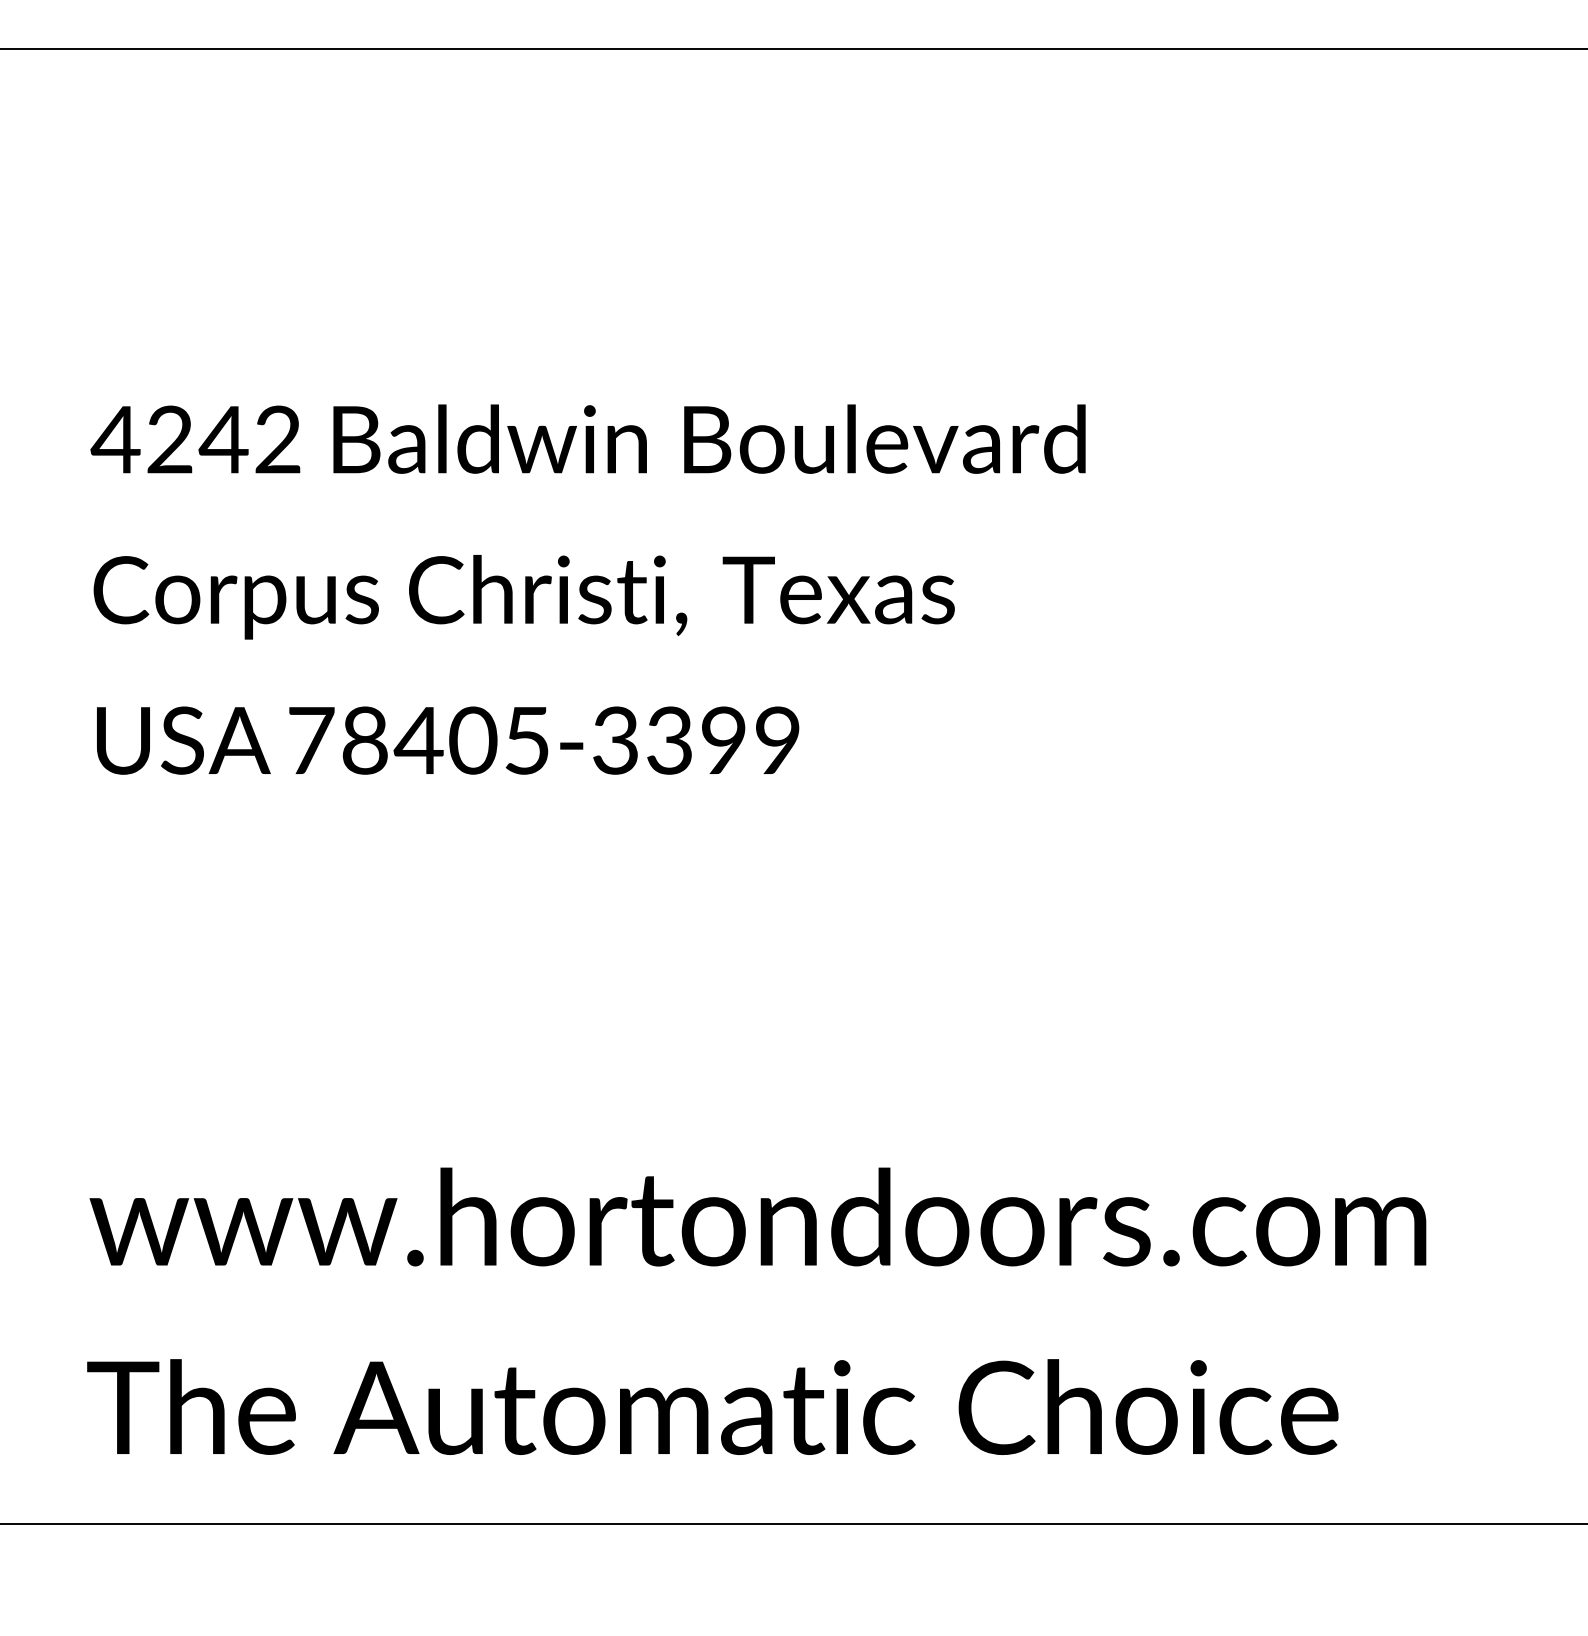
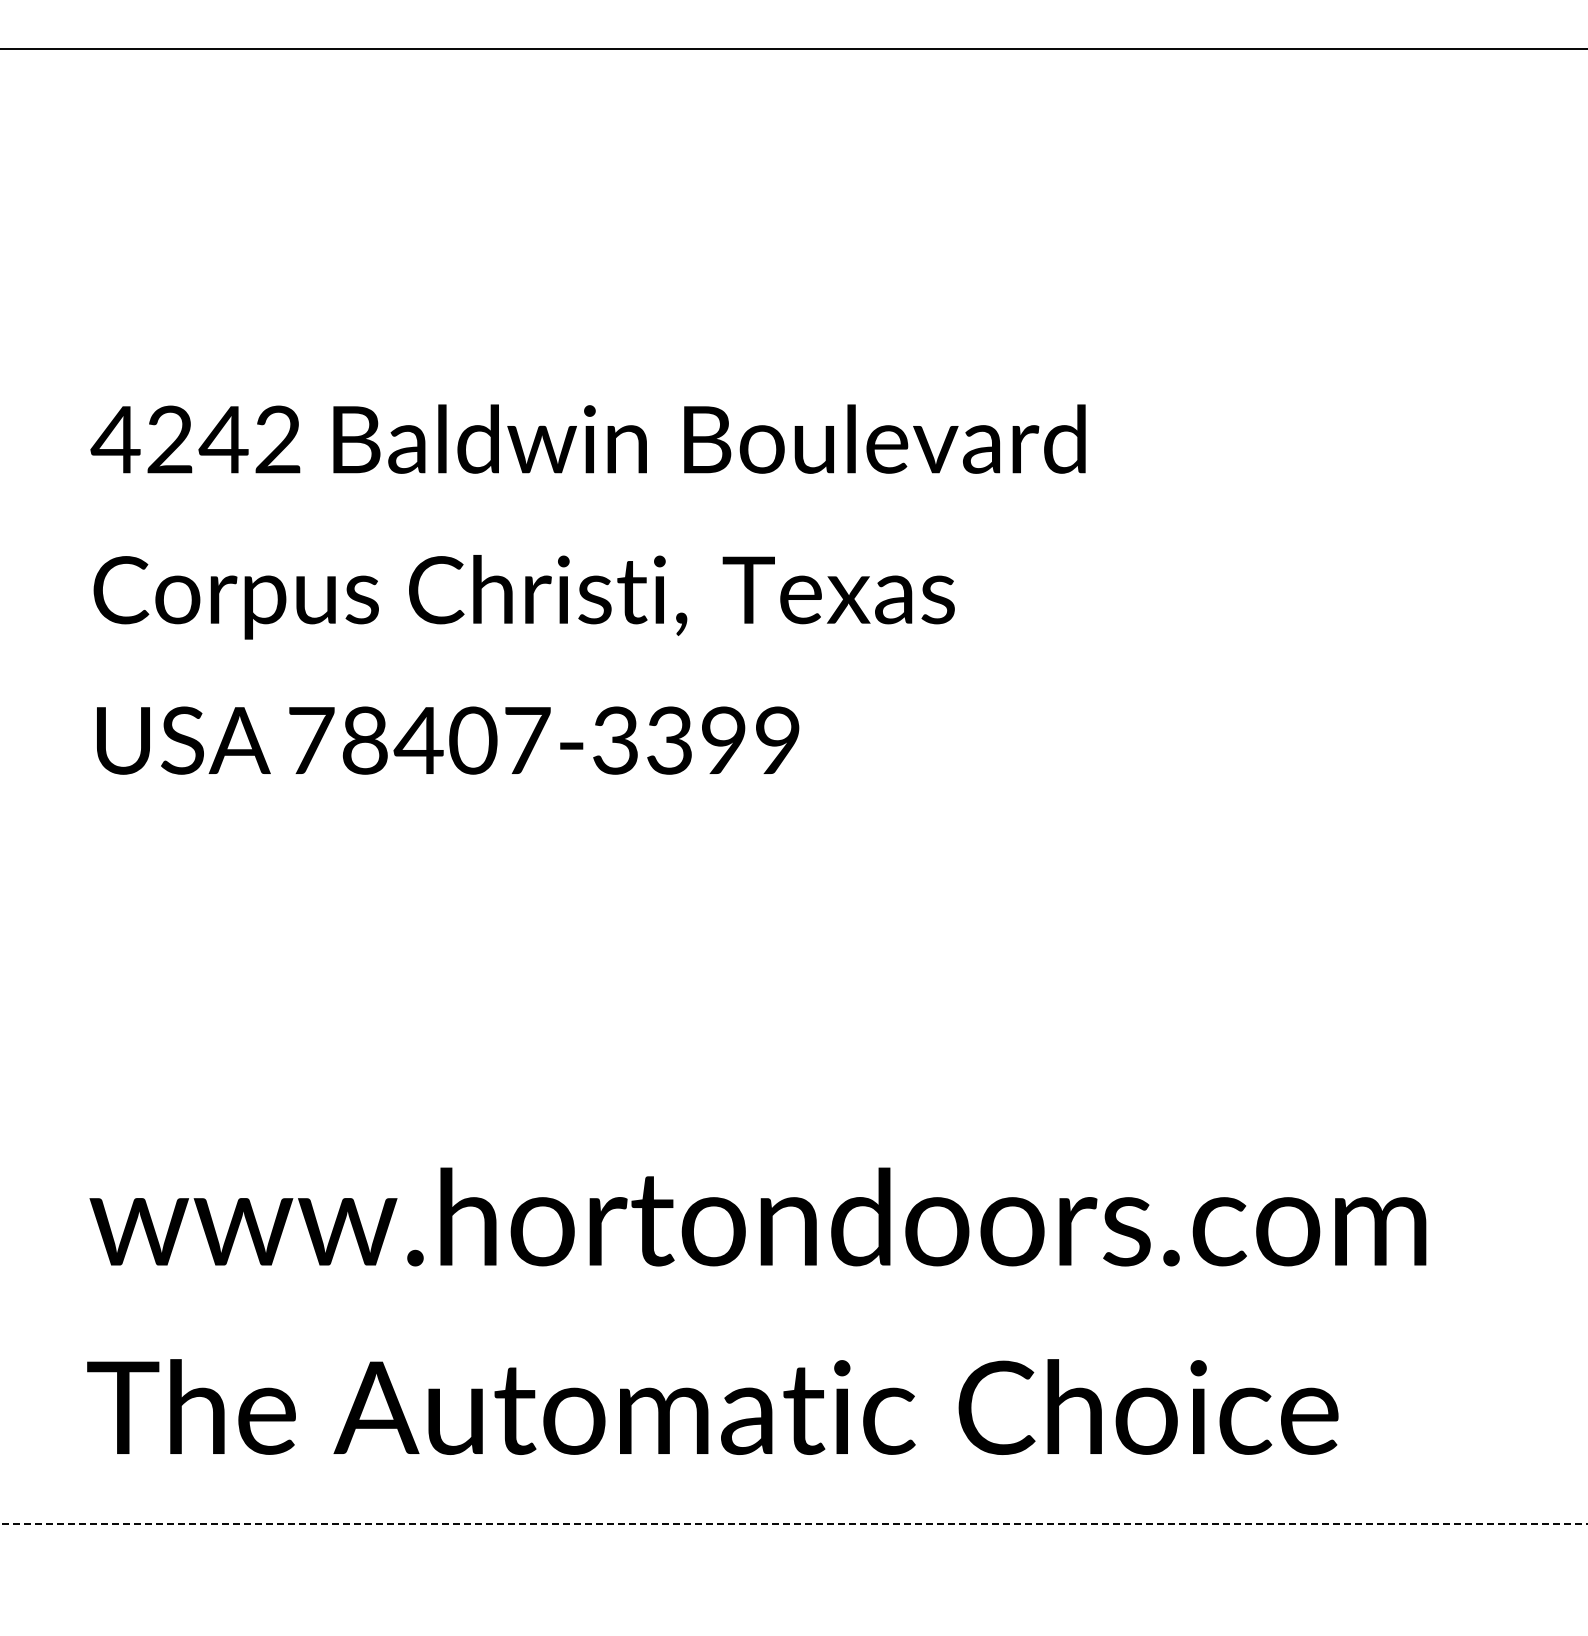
text: 78405-3399 -> 78407-3399 (527, 740)
line: solid -> dashed (793, 1524)
